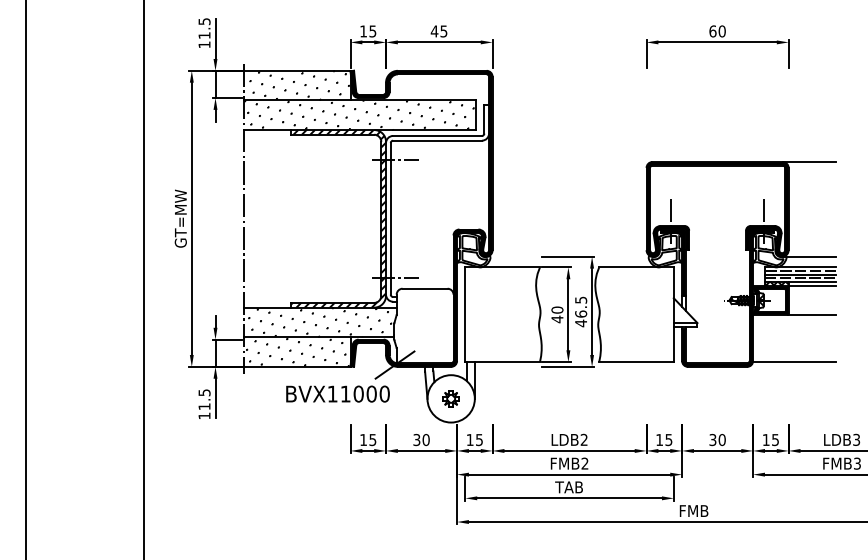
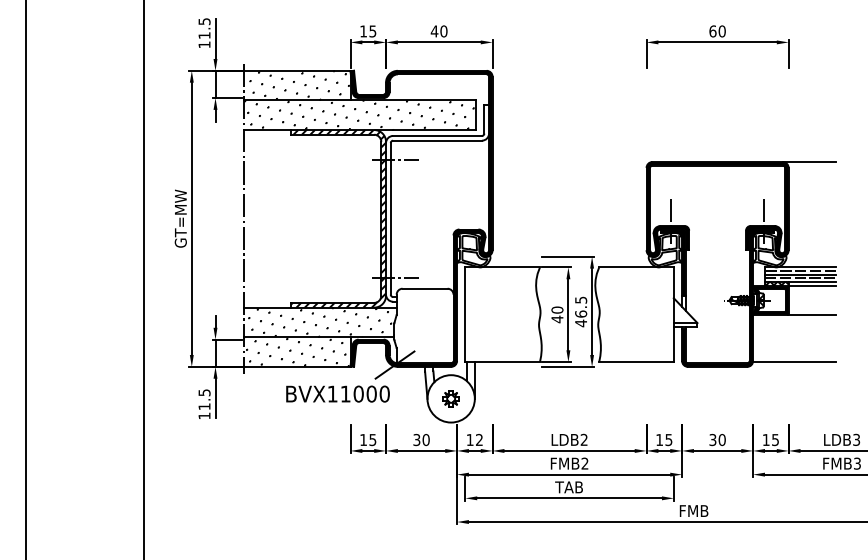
text: 45 -> 40 (443, 31)
line: present -> none (809, 256)
text: 15 -> 12 (479, 440)
